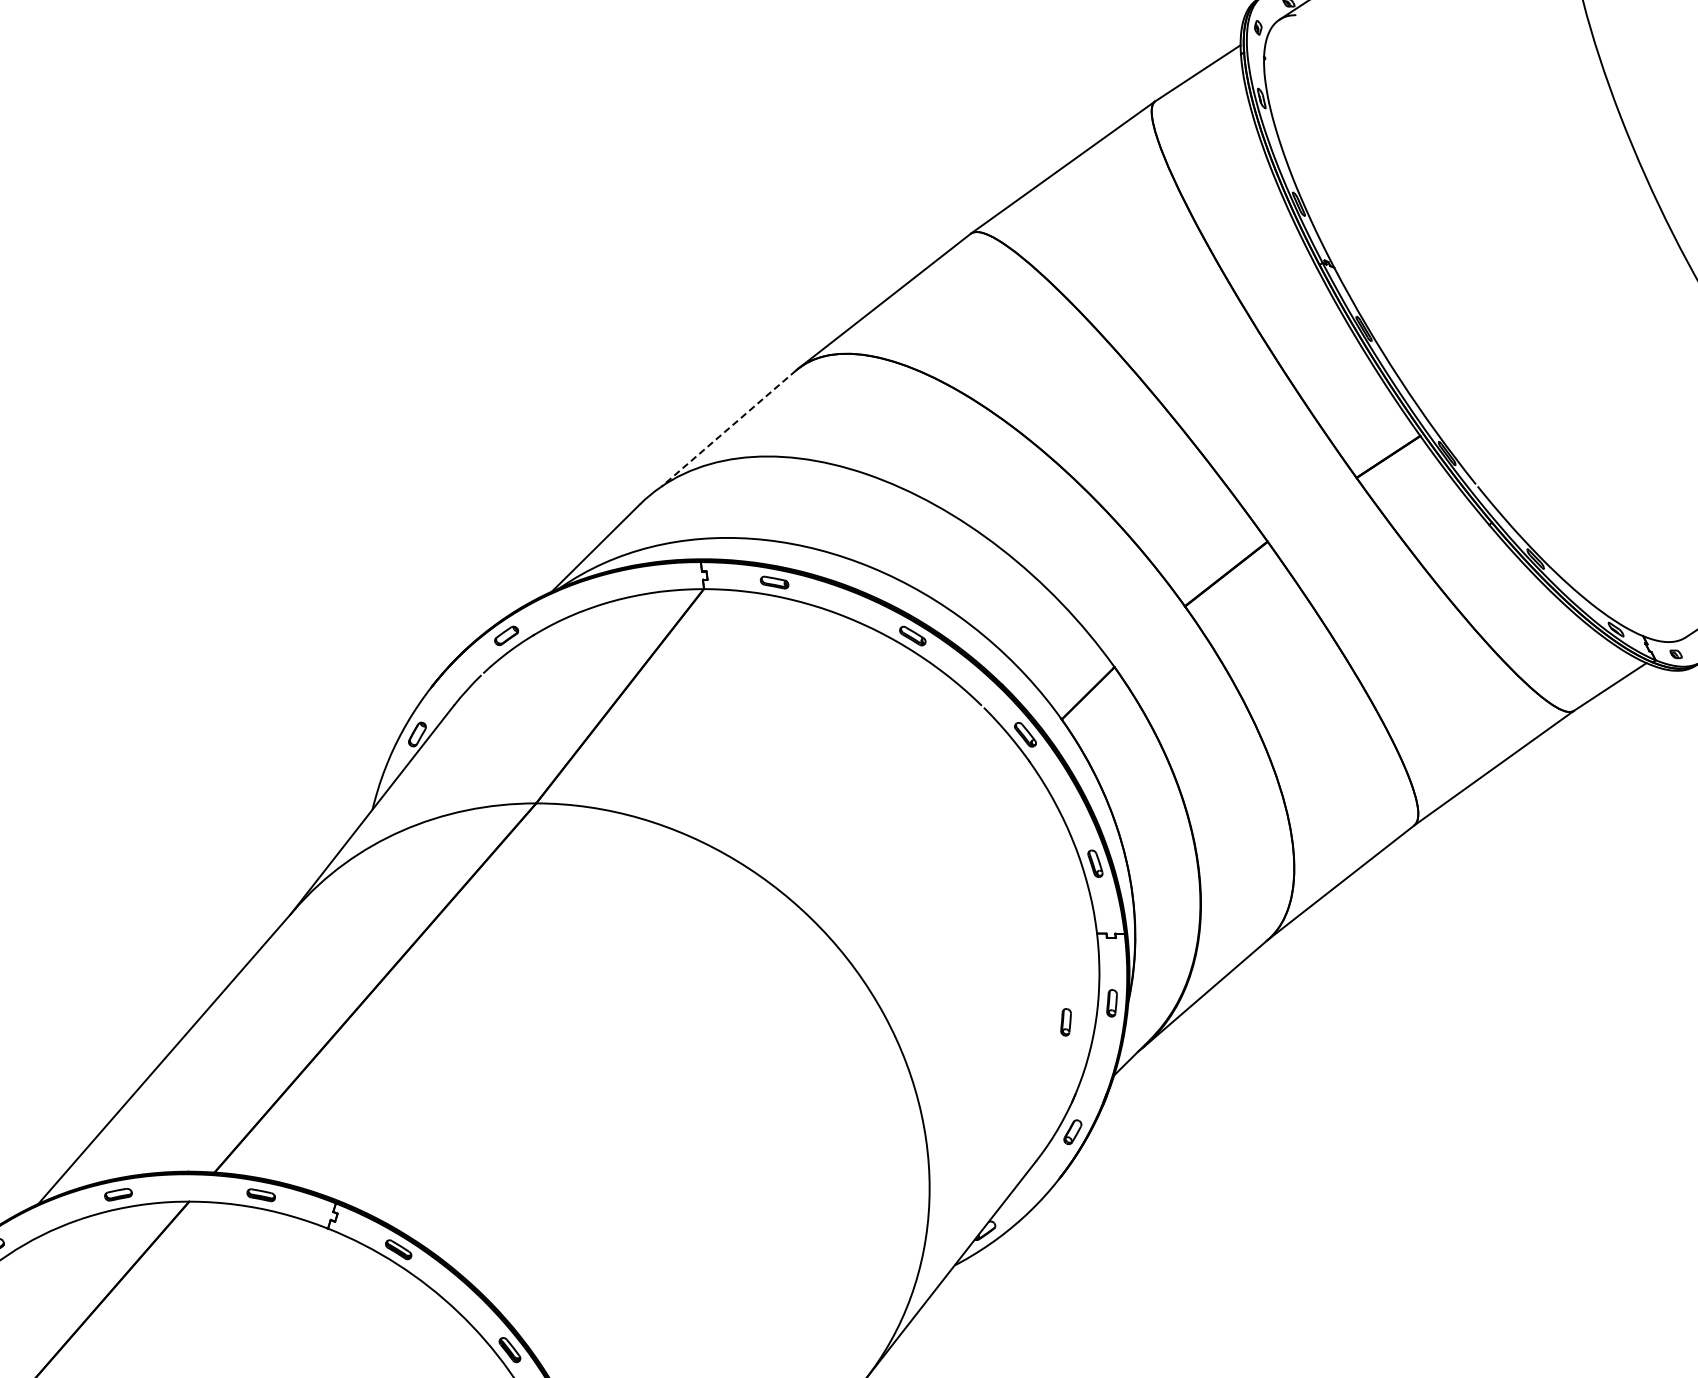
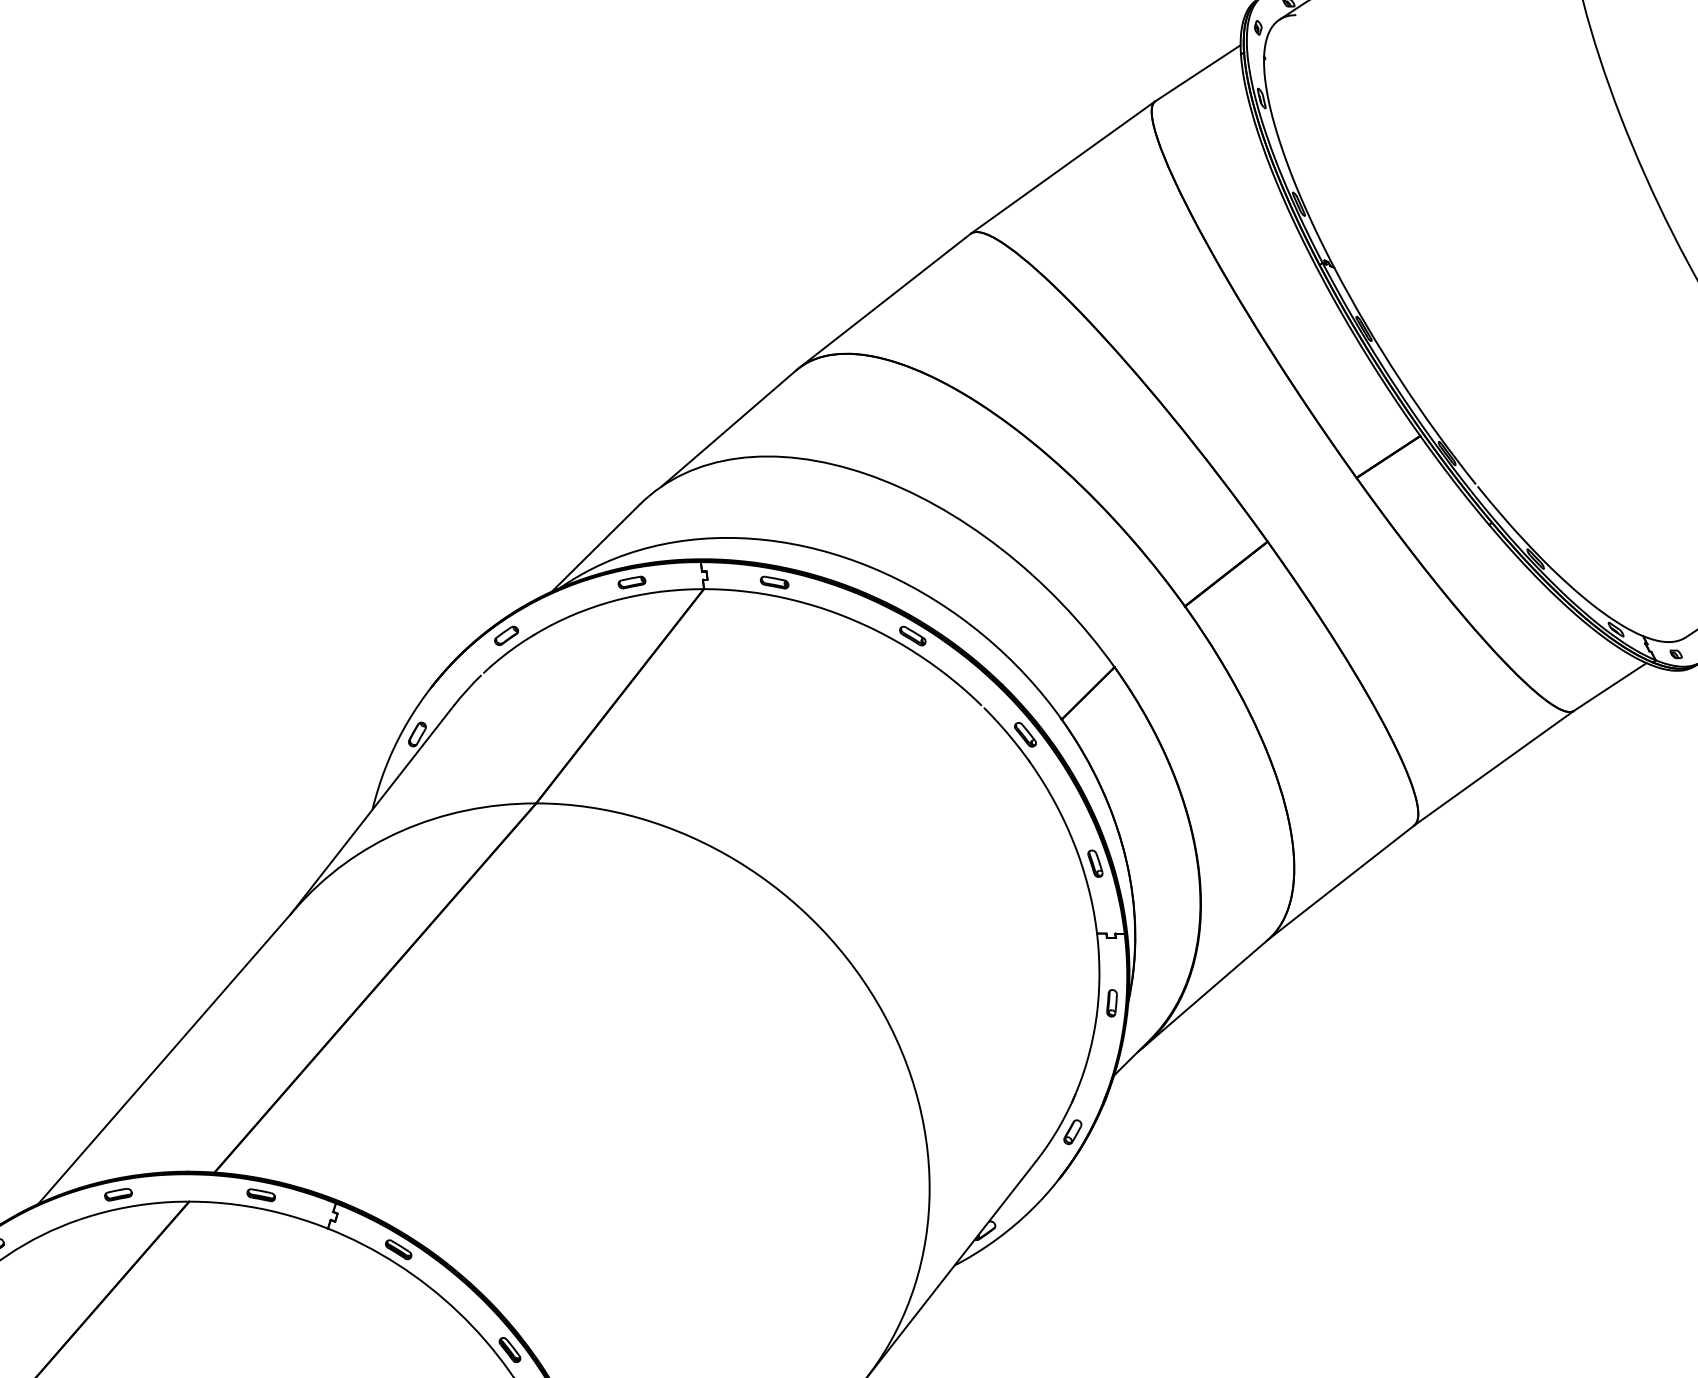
line: dashed -> solid (728, 428)
part: none -> present (631, 582)
part: present -> none (1065, 1022)
